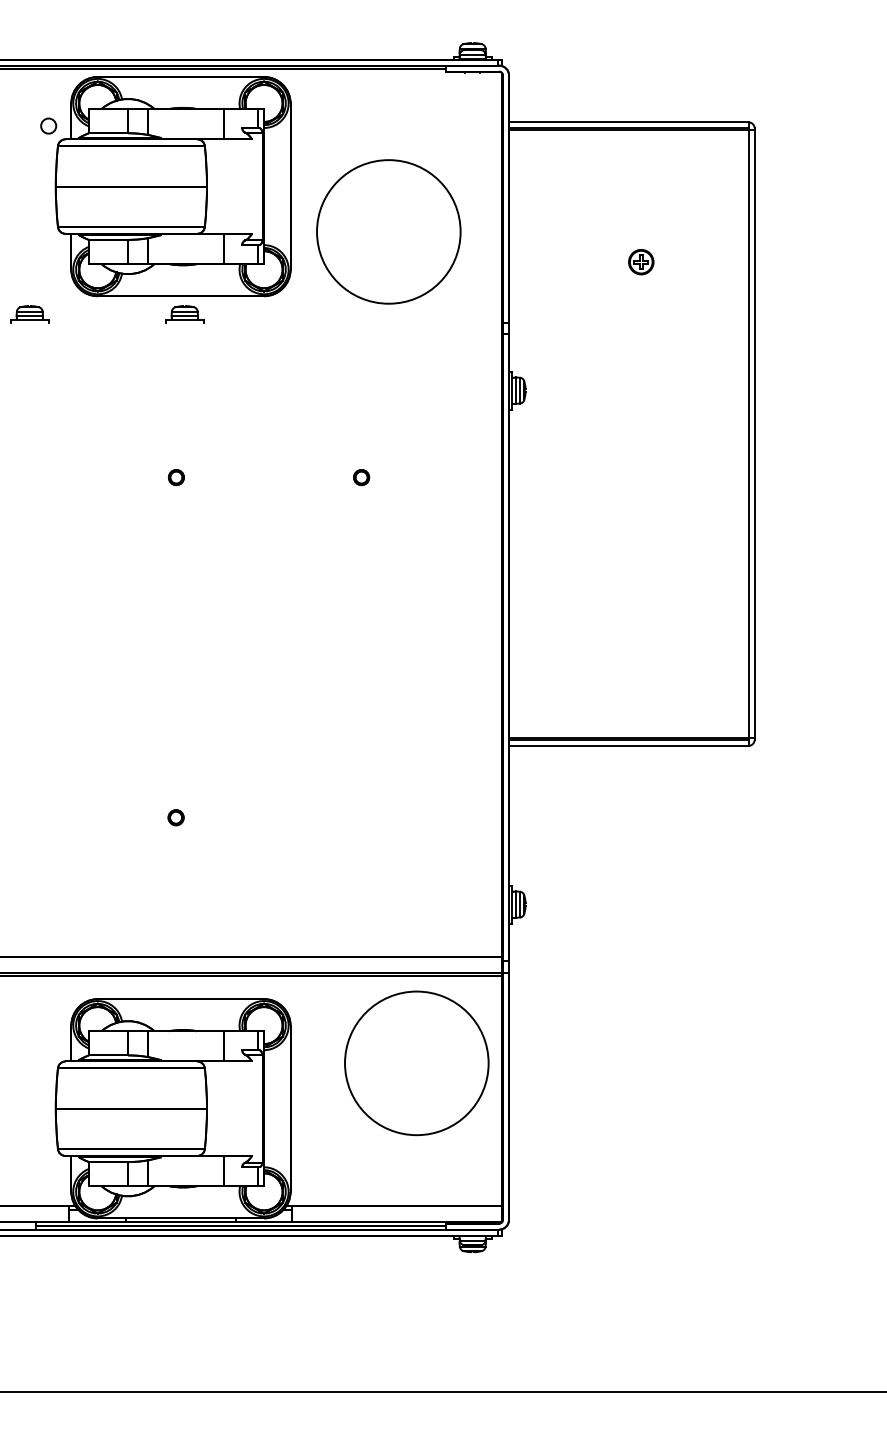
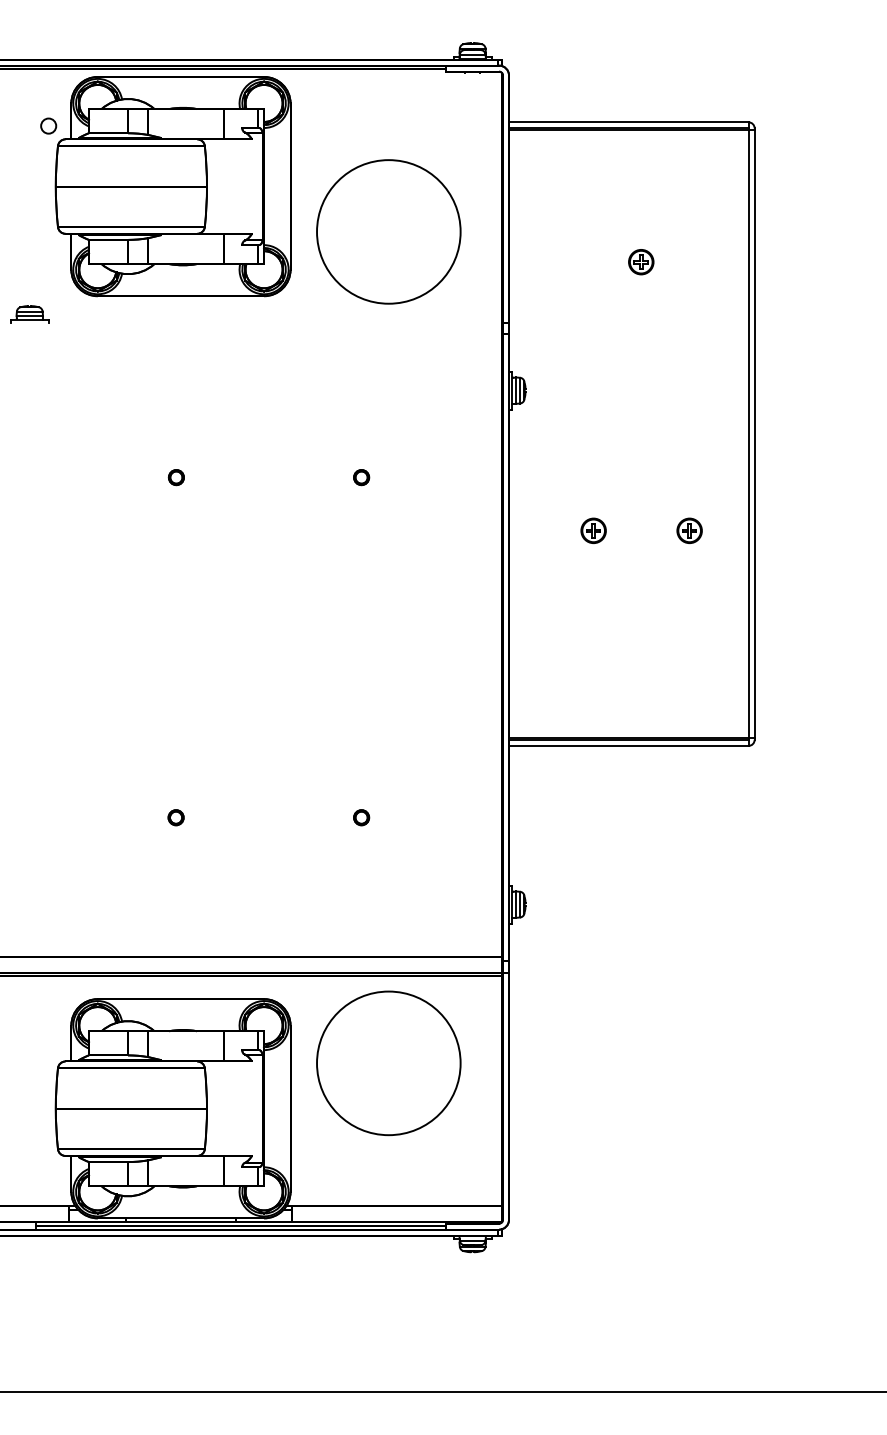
part: present -> none (184, 314)
part: none -> present (593, 530)
part: none -> present (689, 530)
part: none -> present (361, 817)
part position: (416, 1063) -> (388, 1063) (388, 1063)
